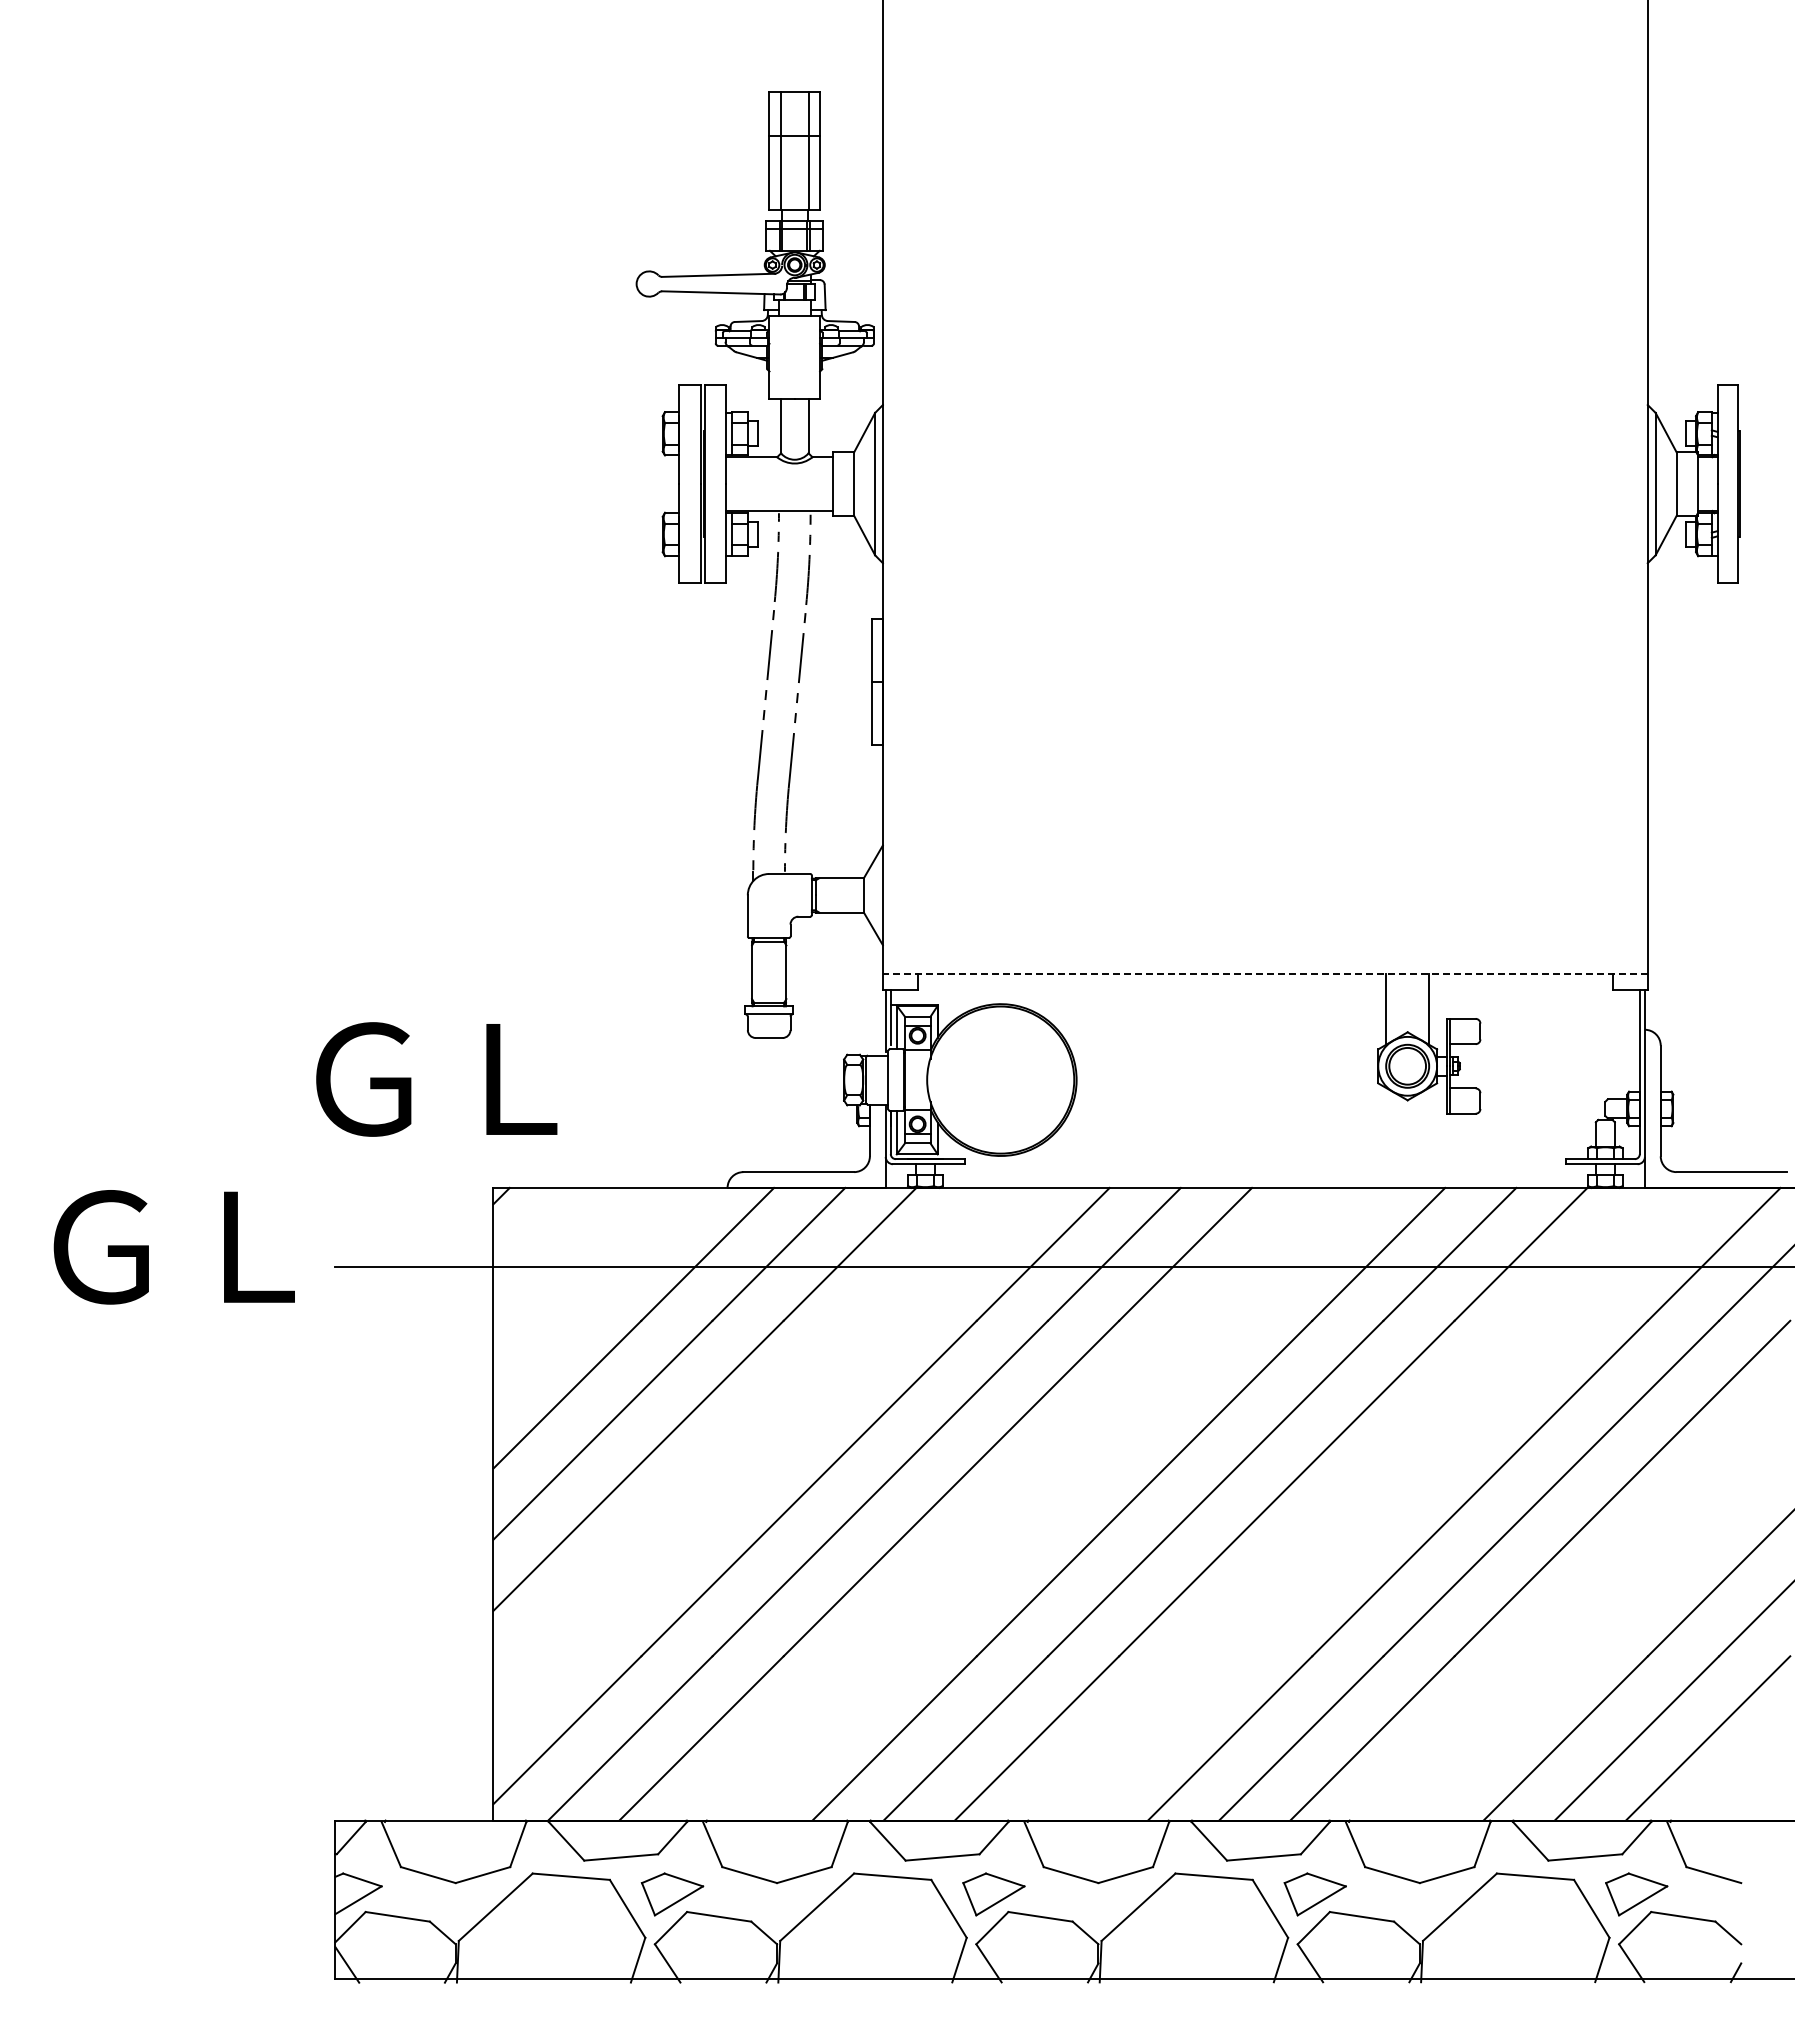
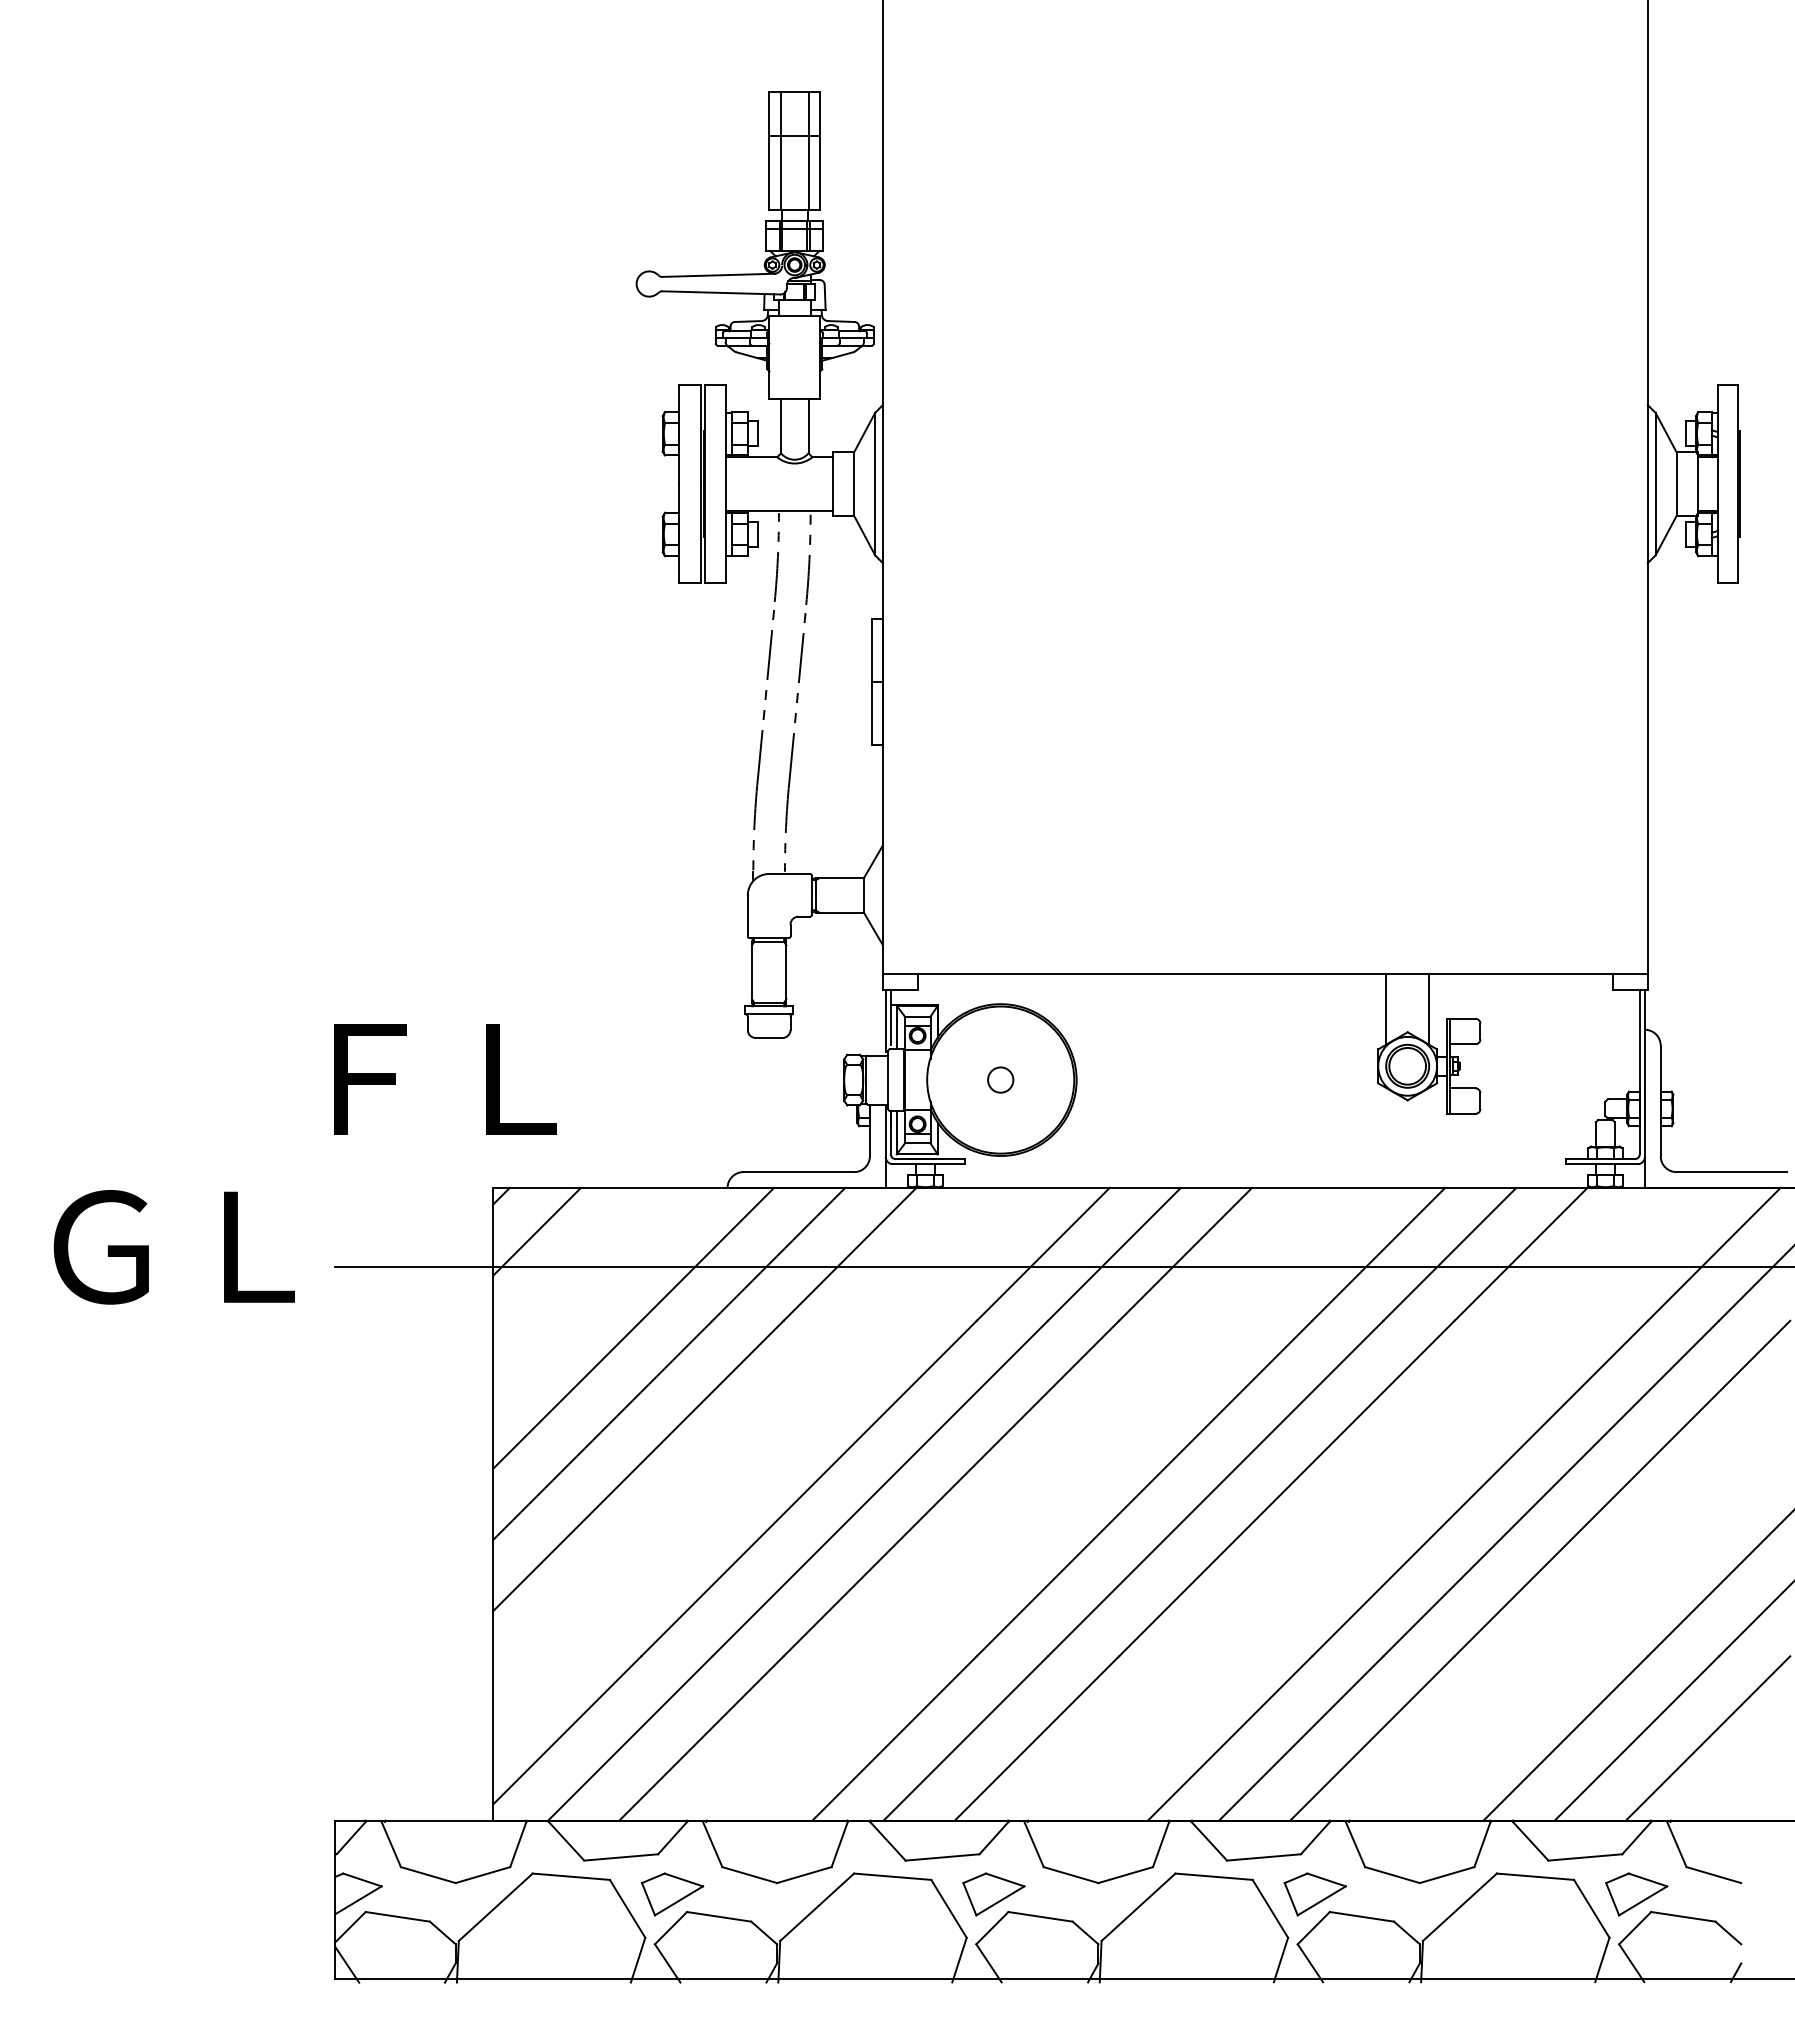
line: dashed -> solid (1264, 974)
text: ＧＬ -> ＦＬ (436, 1079)
circle: none -> present (1000, 1079)
line: none -> present (536, 1231)
